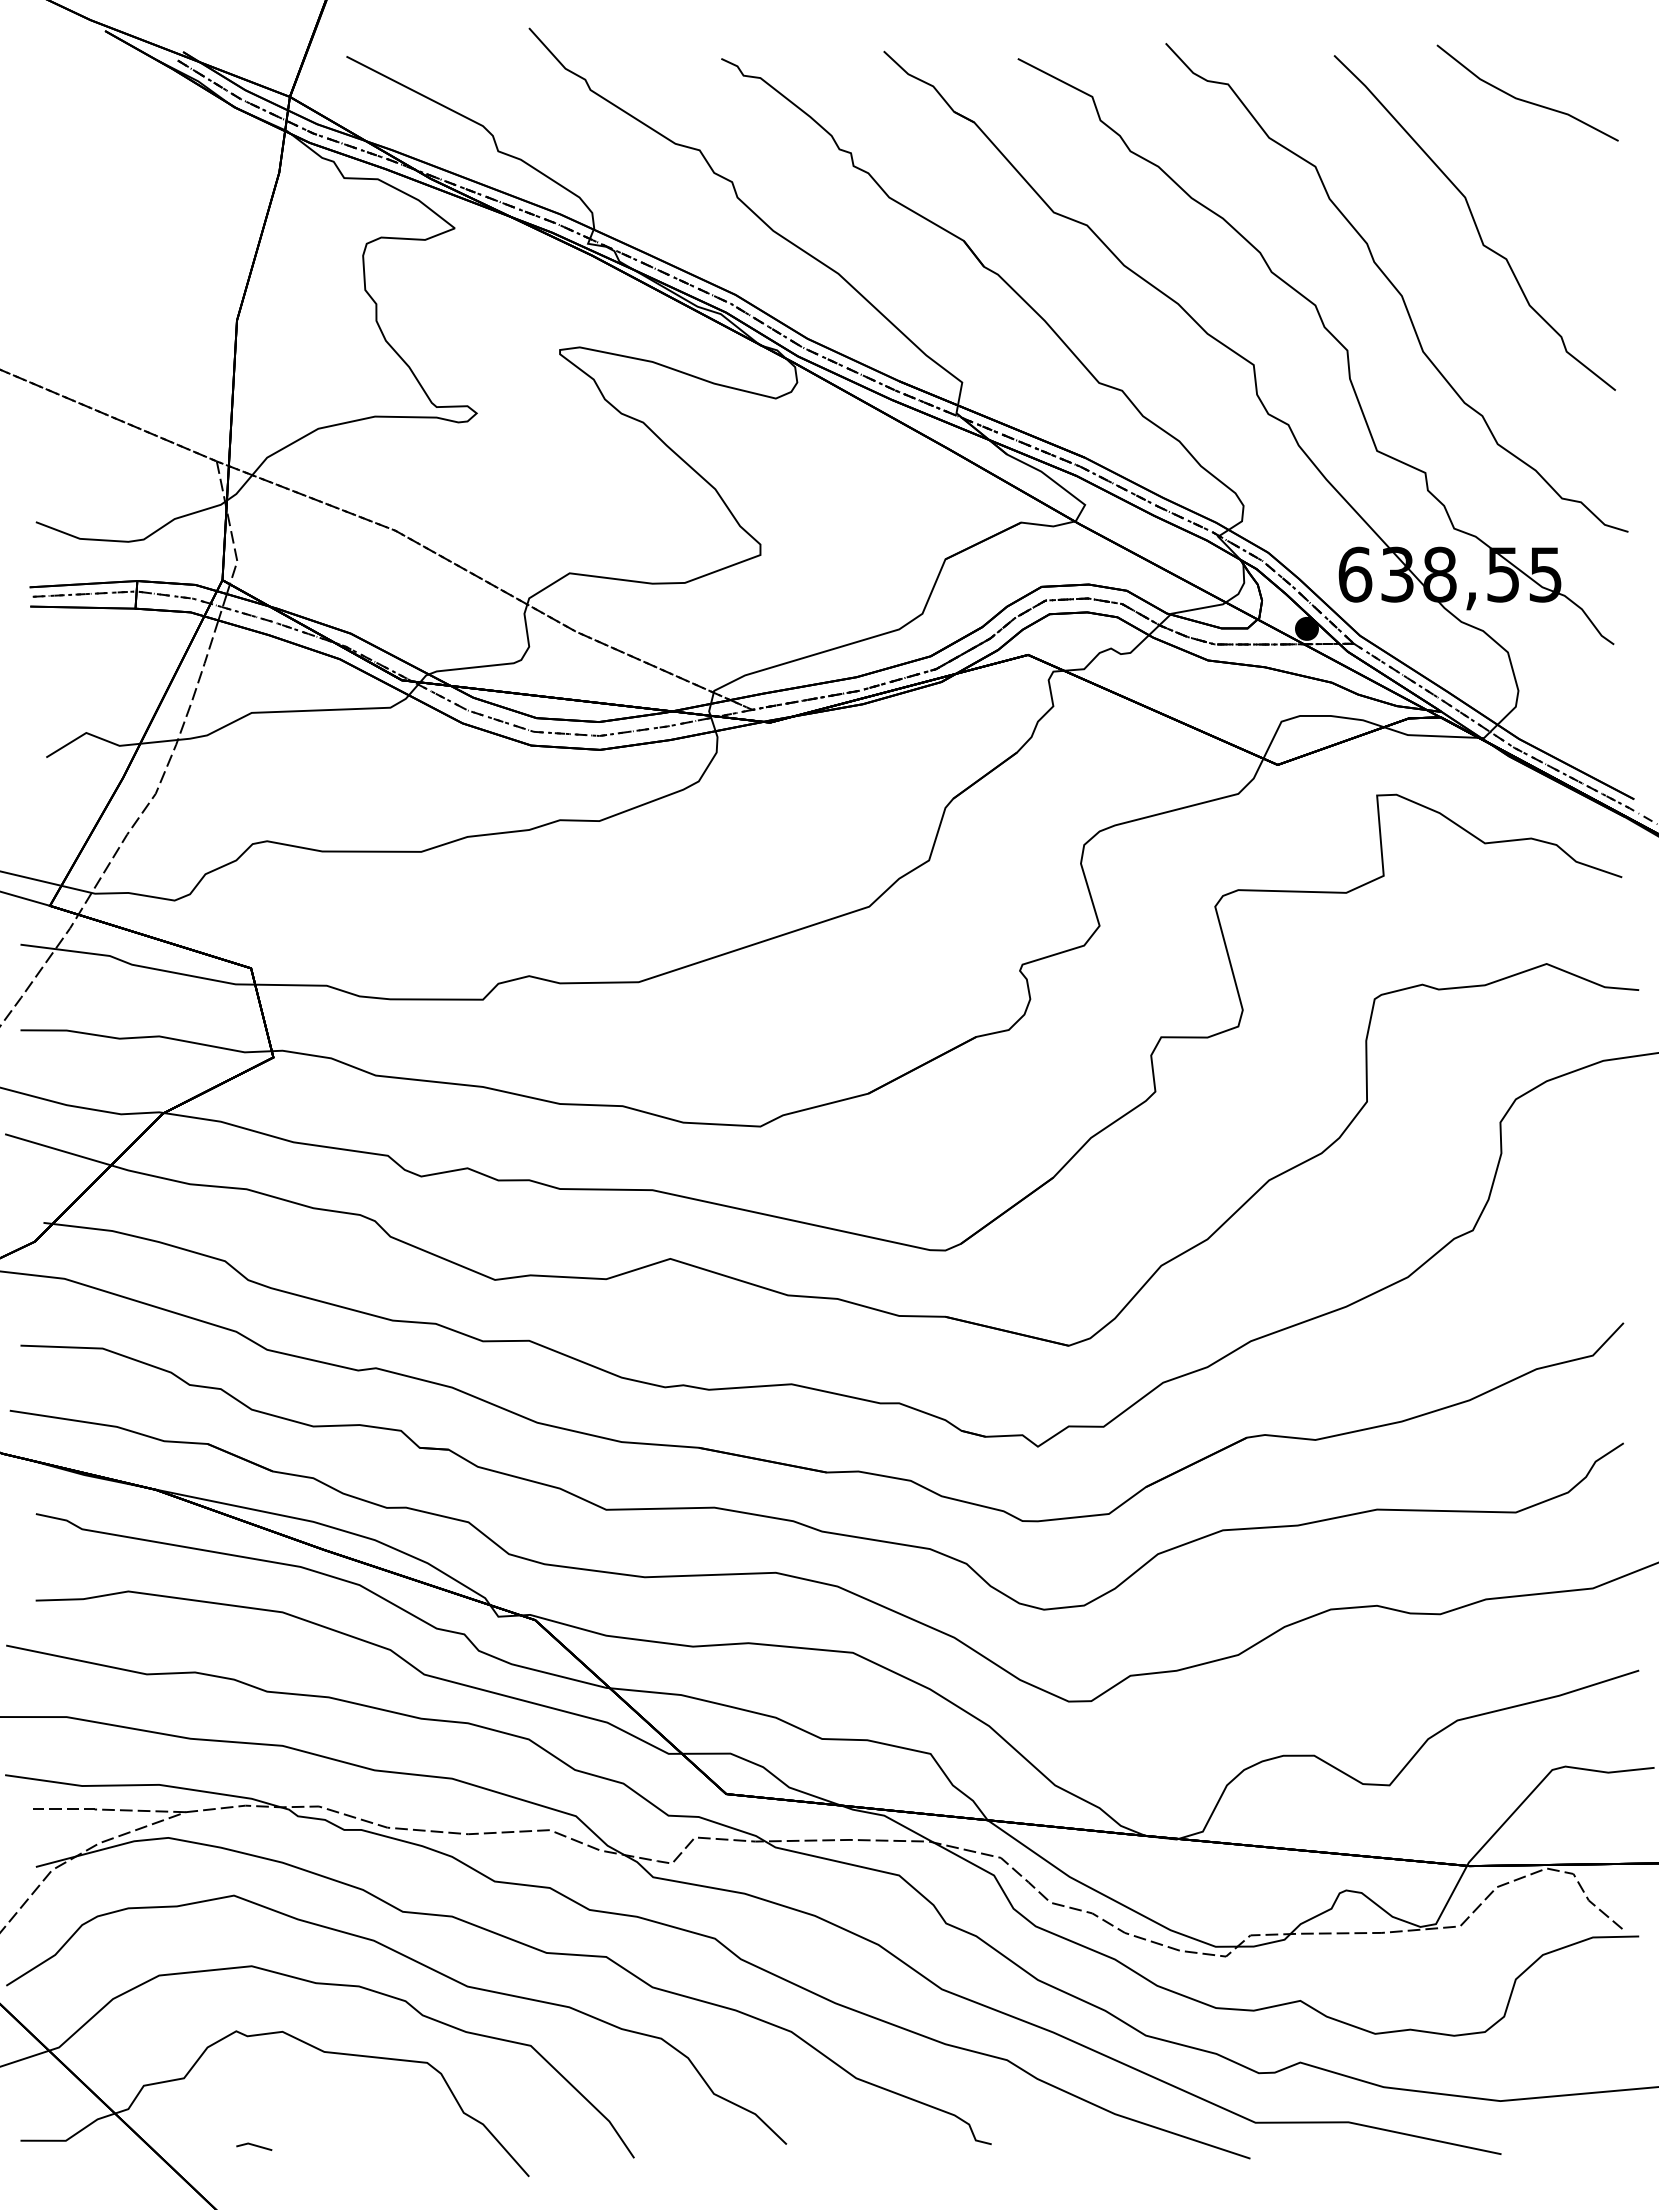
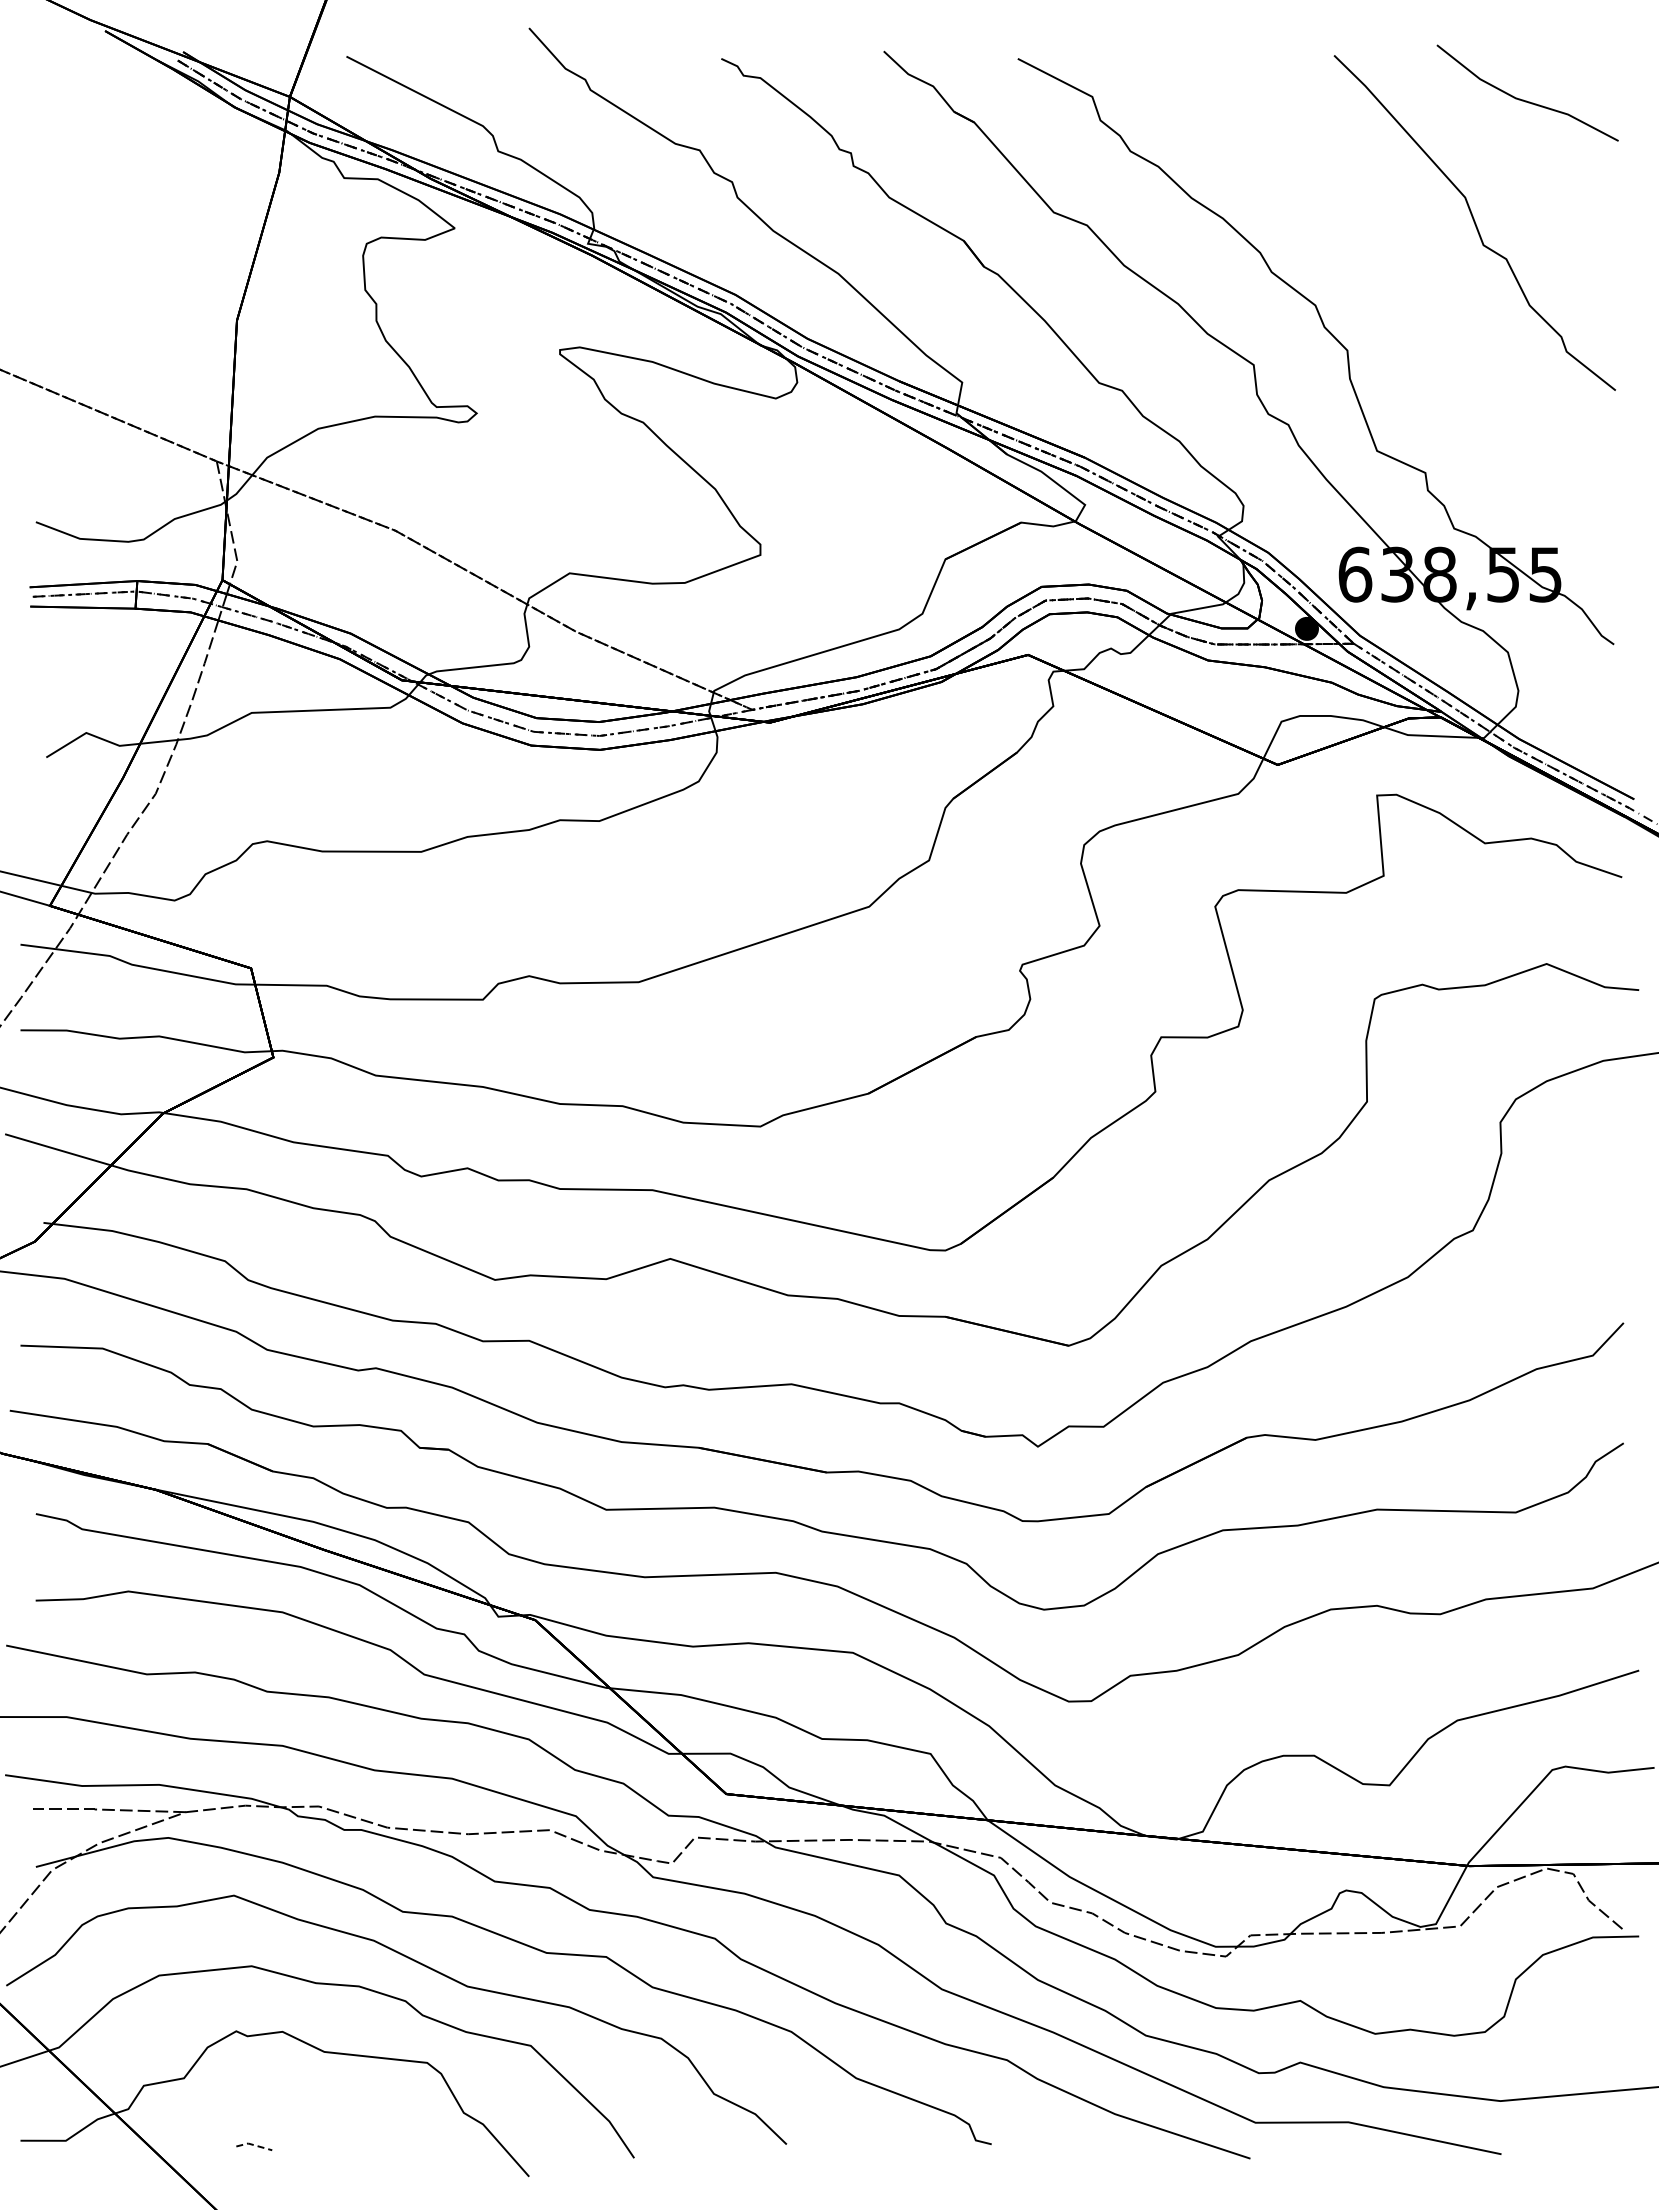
curve: present -> none (1396, 287)
line: solid -> dashed (253, 2145)
